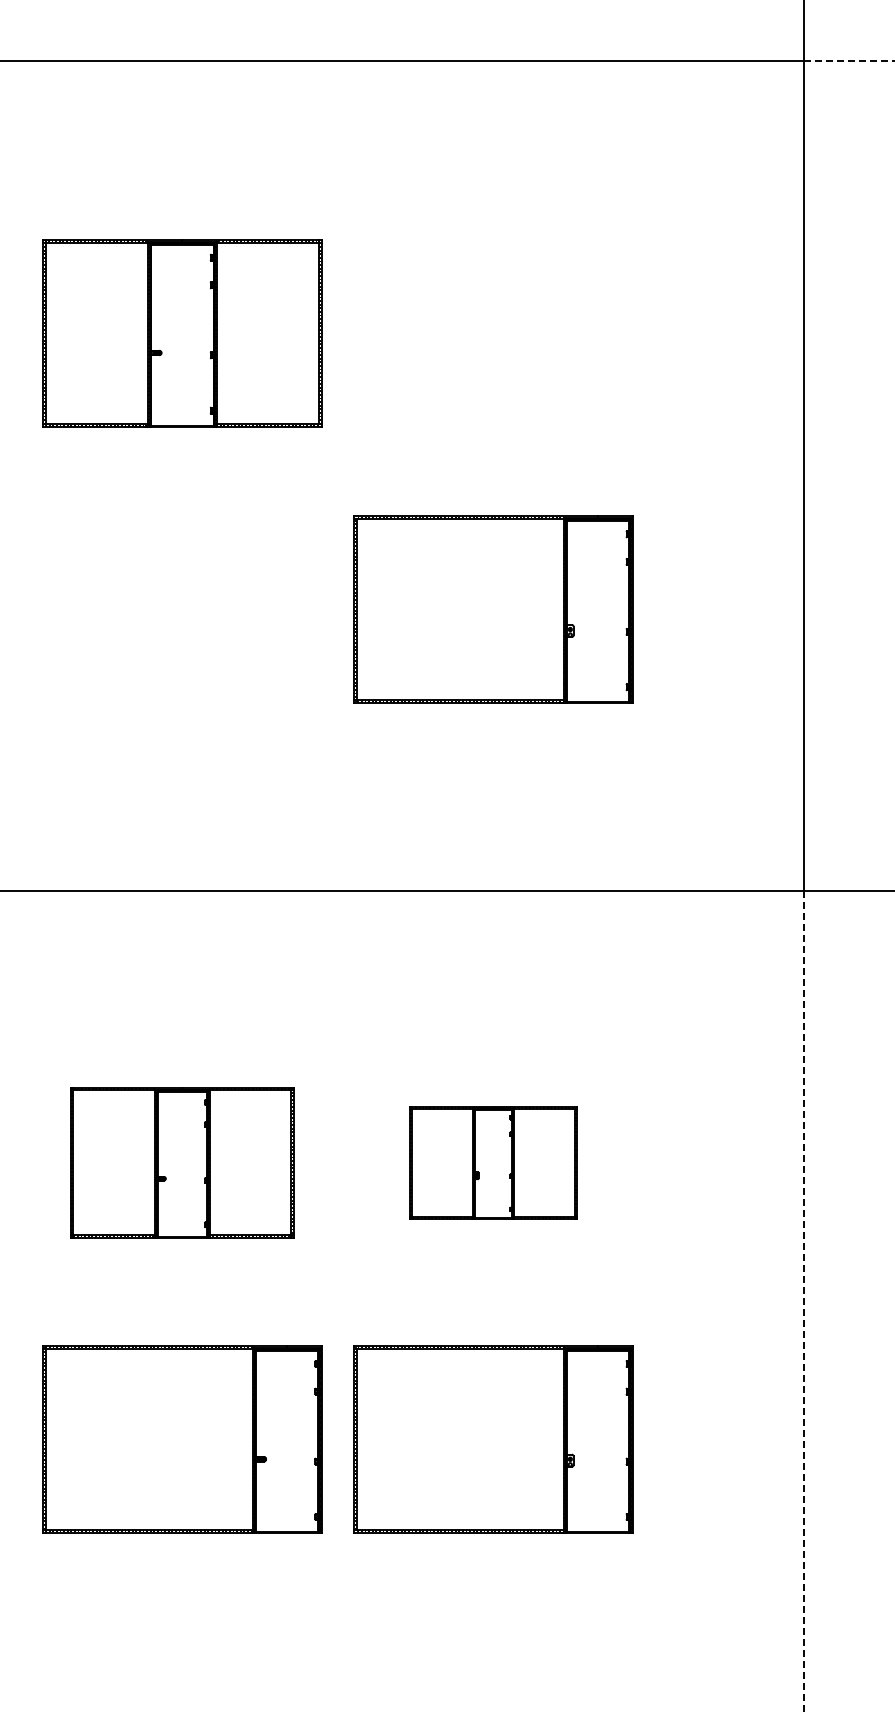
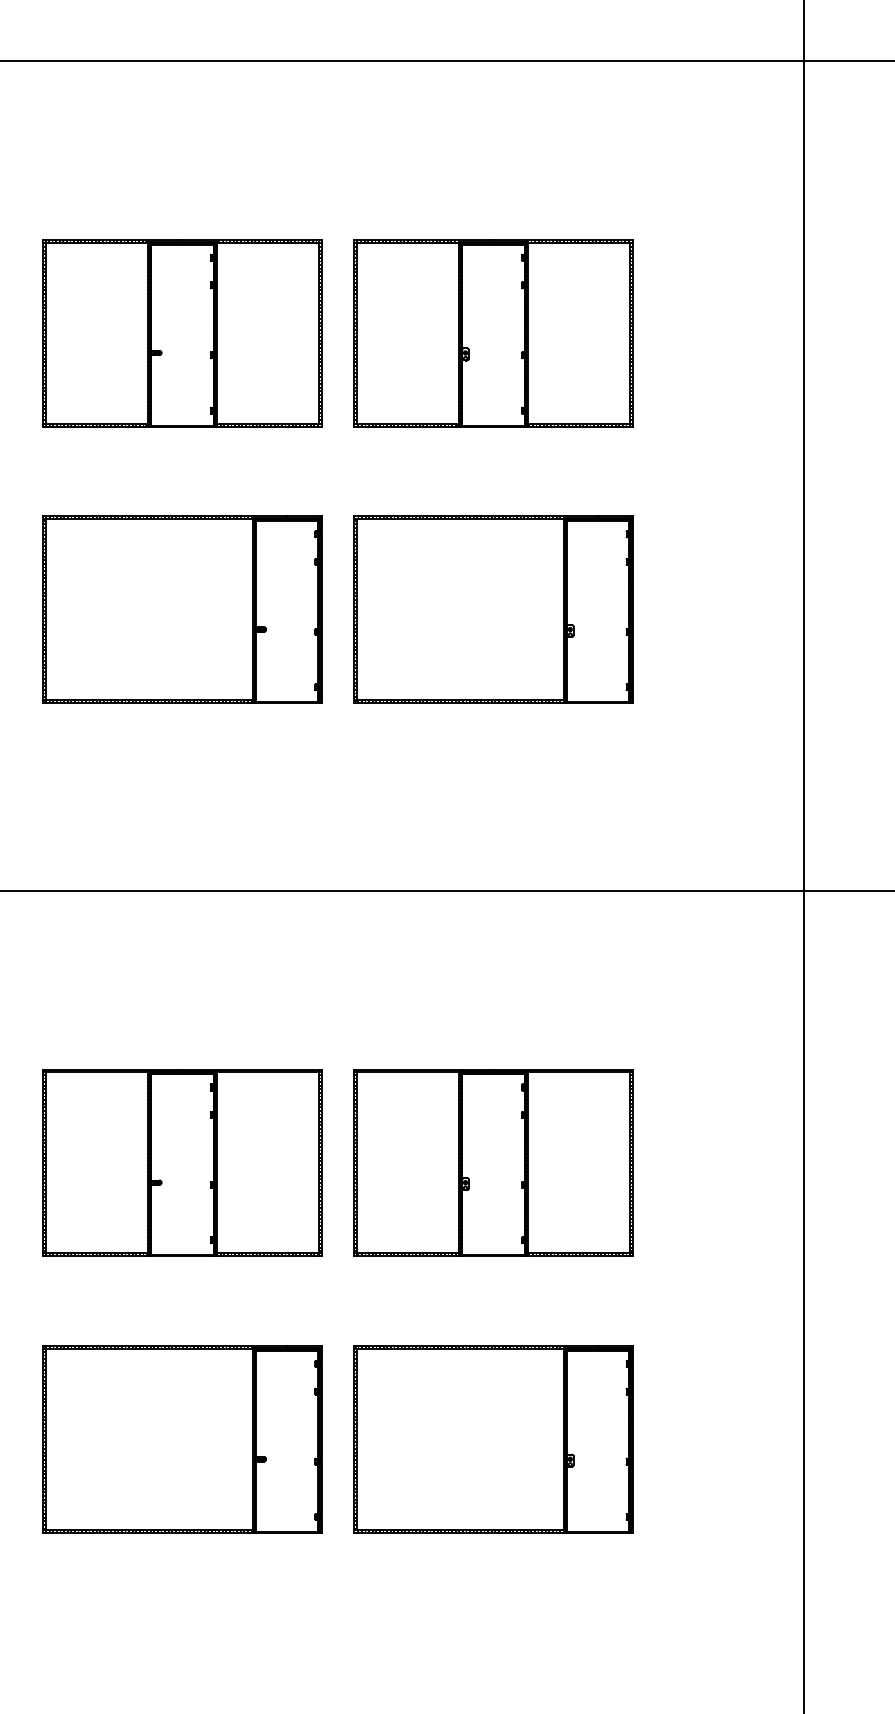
line: dashed -> solid (849, 61)
part: none -> present (493, 333)
part: none -> present (182, 609)
part size: 225x152 px -> 281x188 px (182, 1162)
part size: 169x114 px -> 281x188 px (493, 1162)
line: dashed -> solid (803, 1302)
